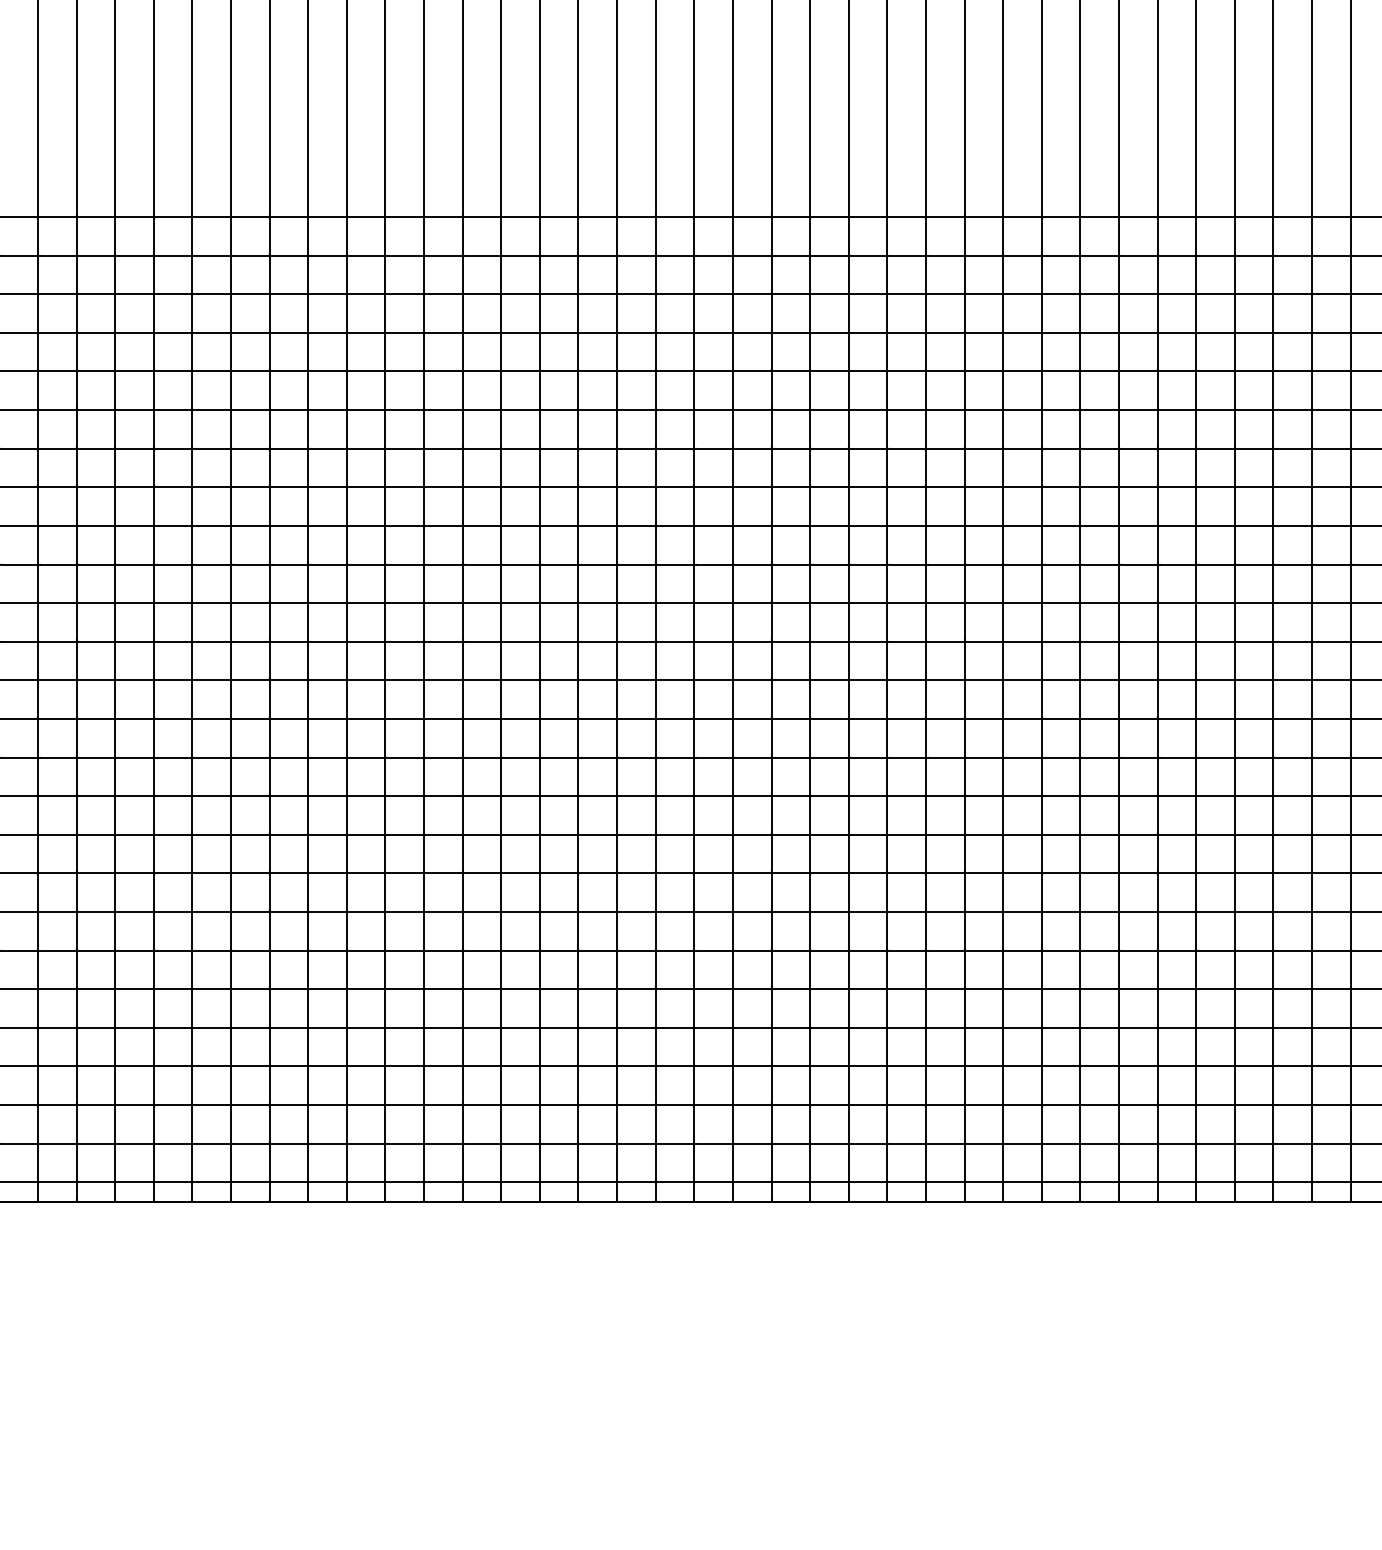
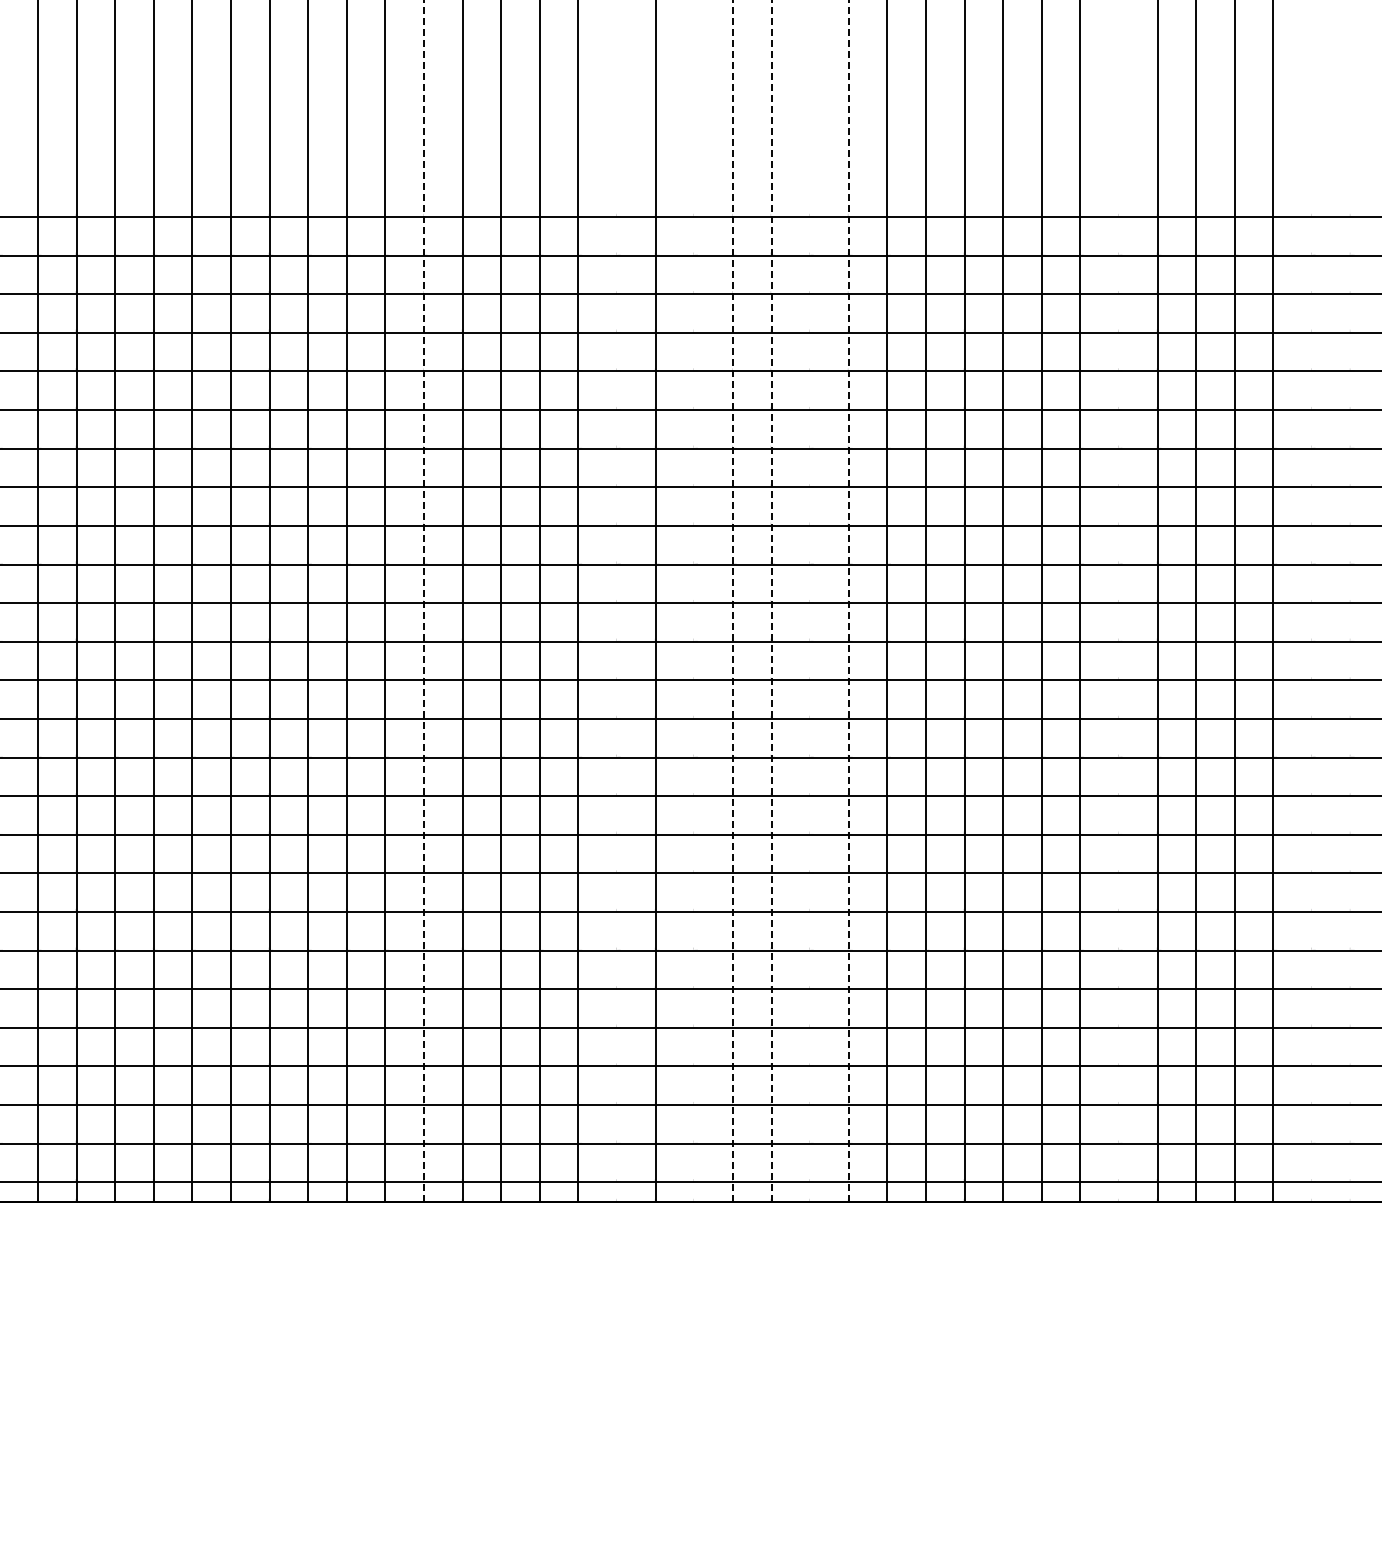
line: solid -> dashed (424, 601)
line: solid -> dashed (732, 601)
line: solid -> dashed (771, 601)
line: solid -> dashed (848, 601)
line: present -> none (617, 602)
line: present -> none (694, 602)
line: present -> none (810, 602)
line: present -> none (1119, 602)
line: present -> none (1312, 602)
line: present -> none (1350, 602)
